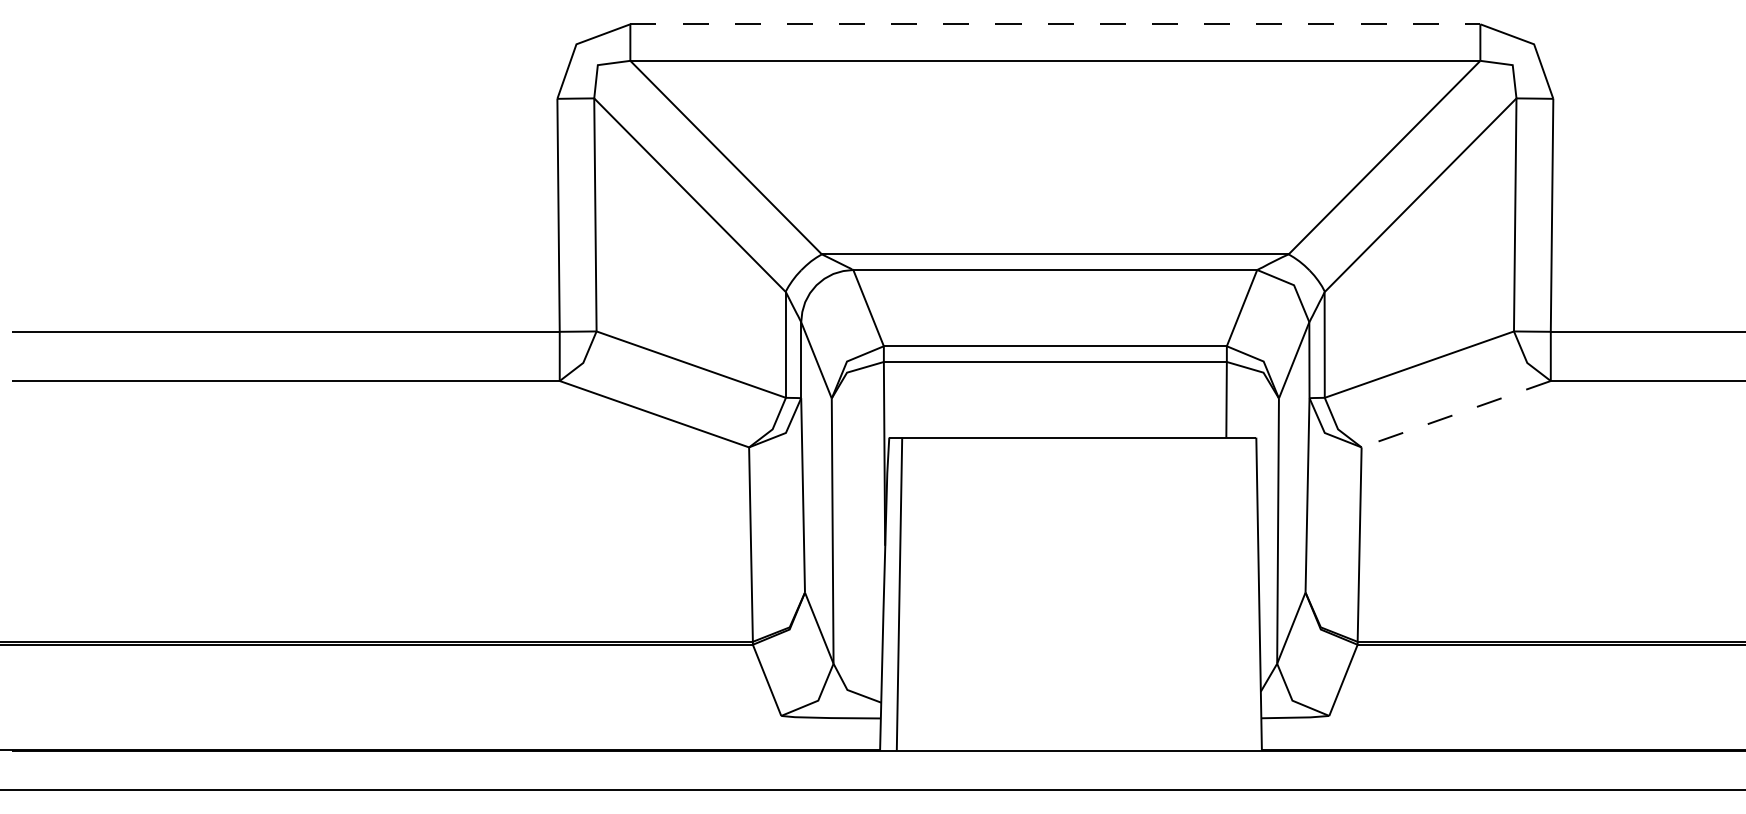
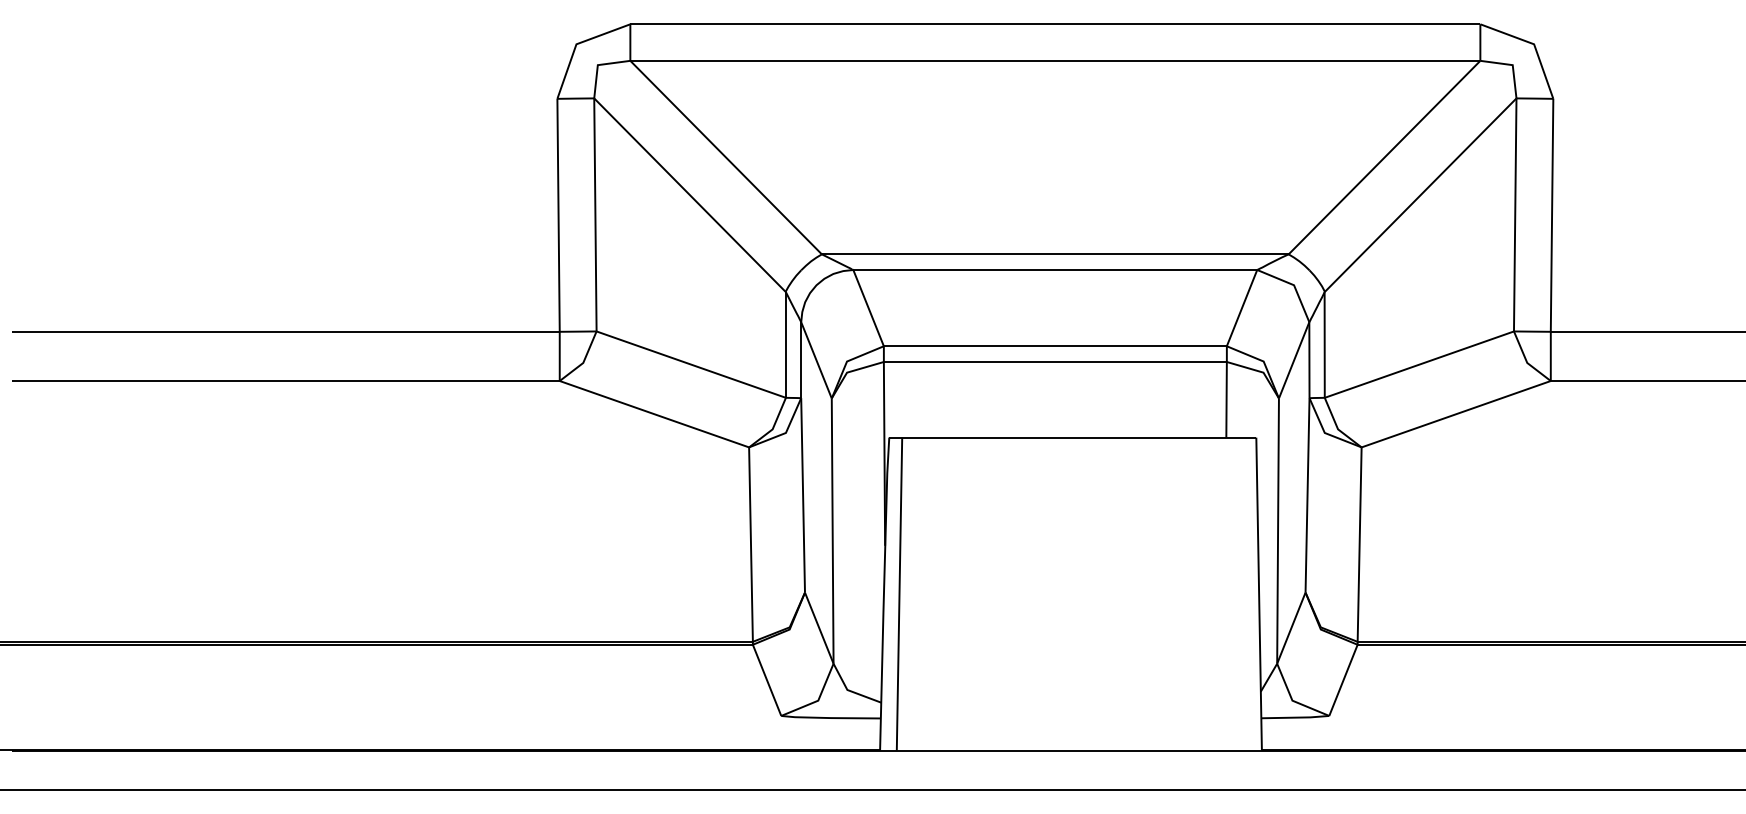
line: dashed -> solid (1055, 24)
line: dashed -> solid (1455, 414)
